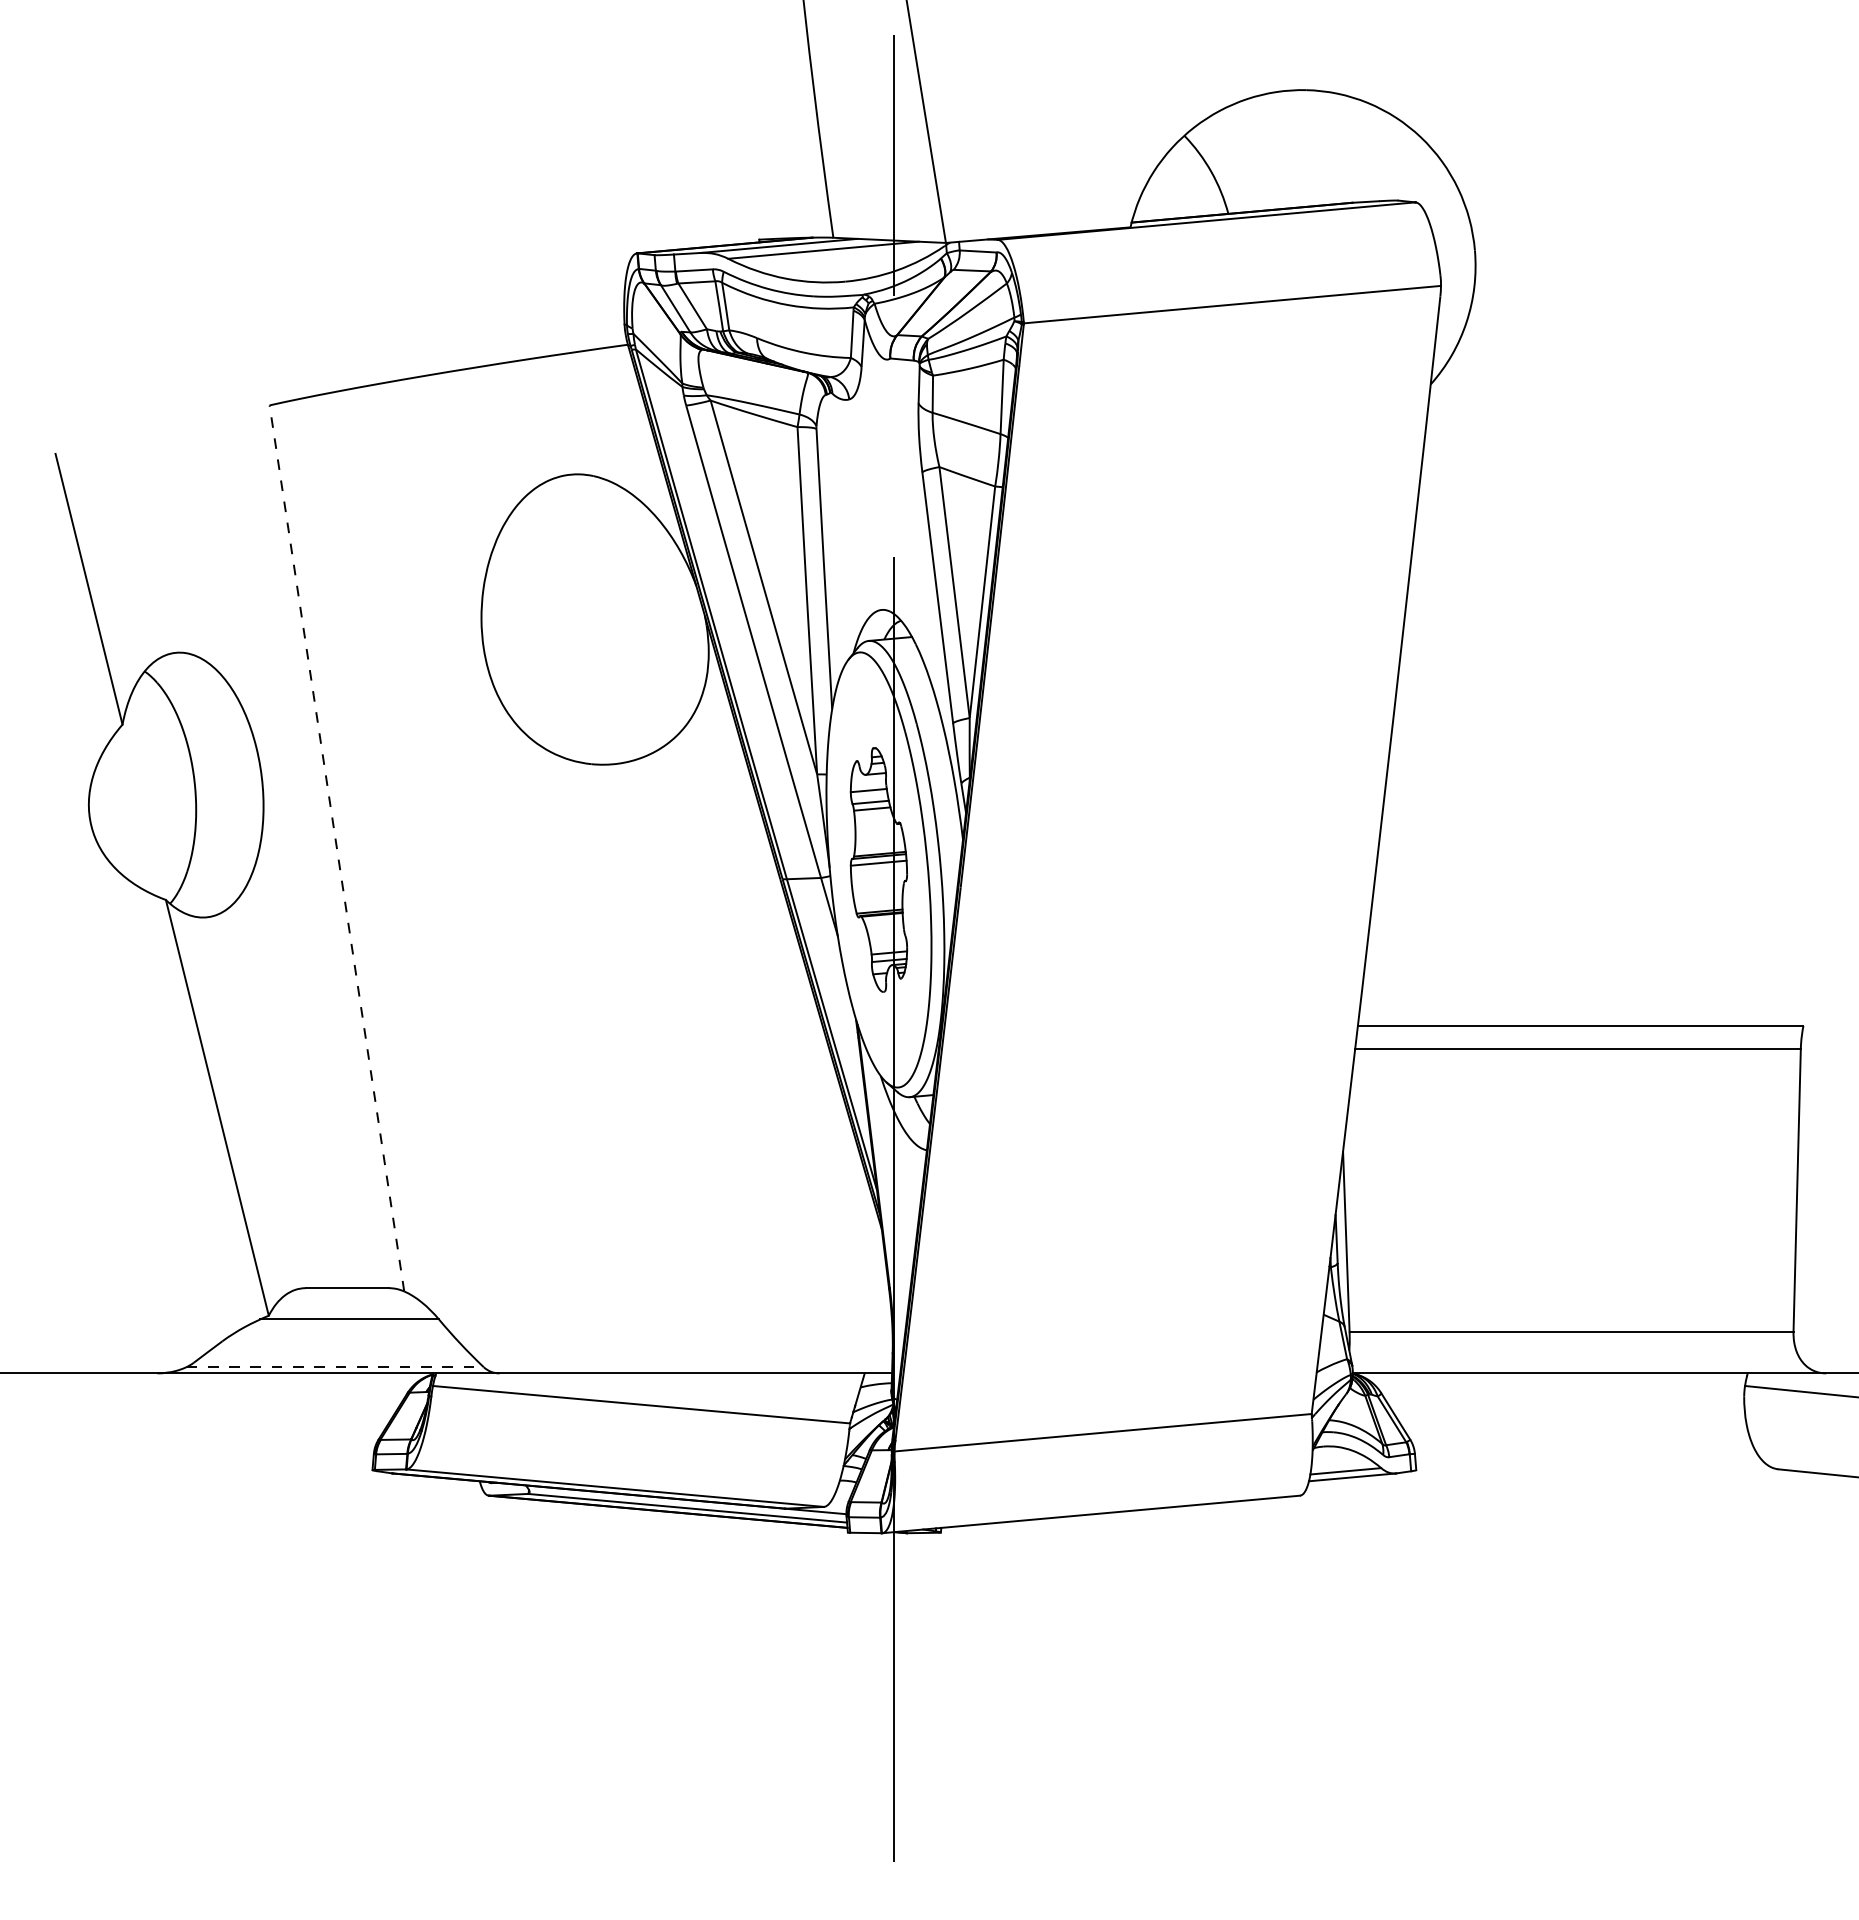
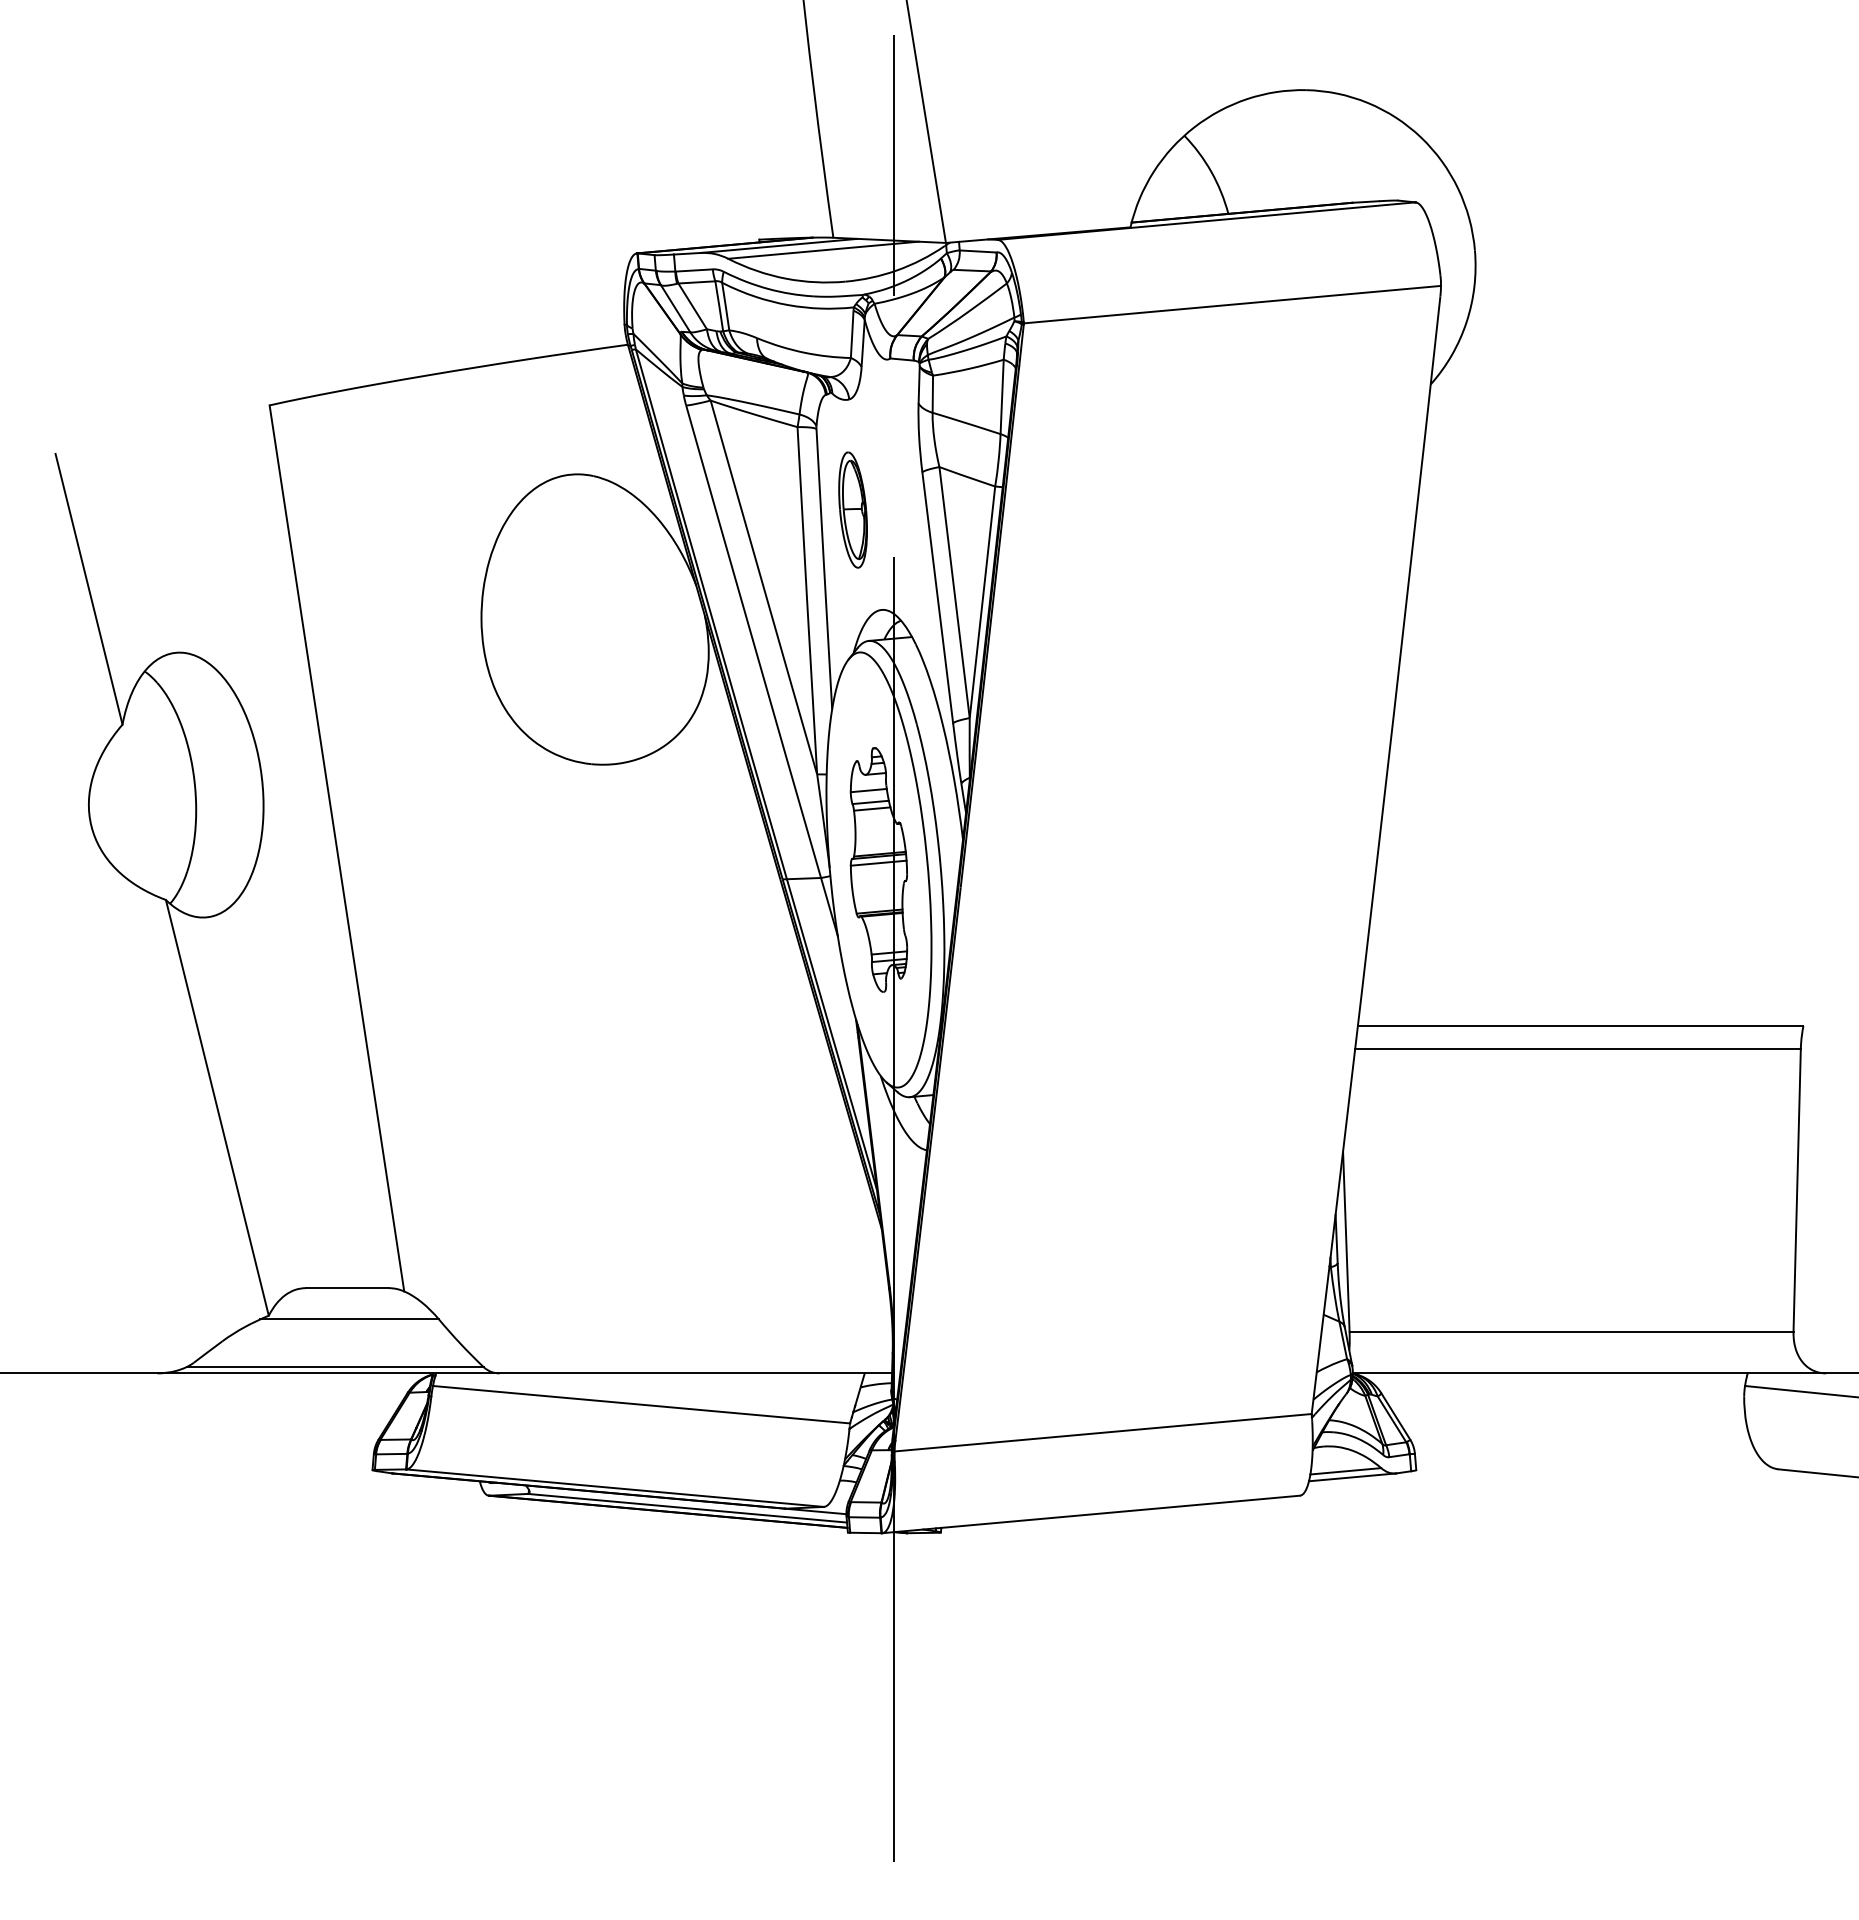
part: none -> present (852, 509)
line: dashed -> solid (336, 847)
line: dashed -> solid (335, 1367)
